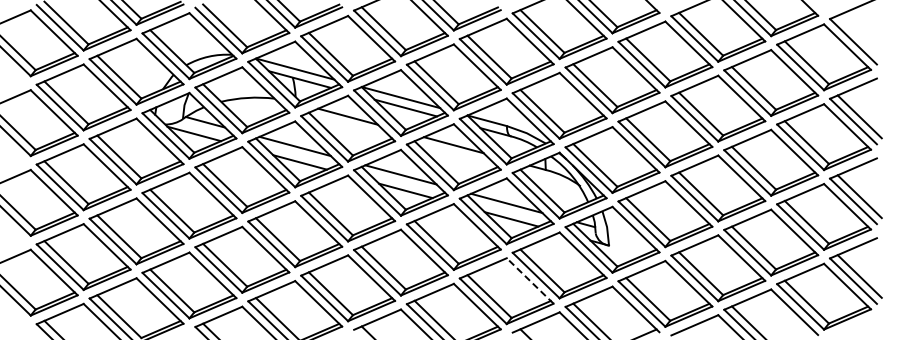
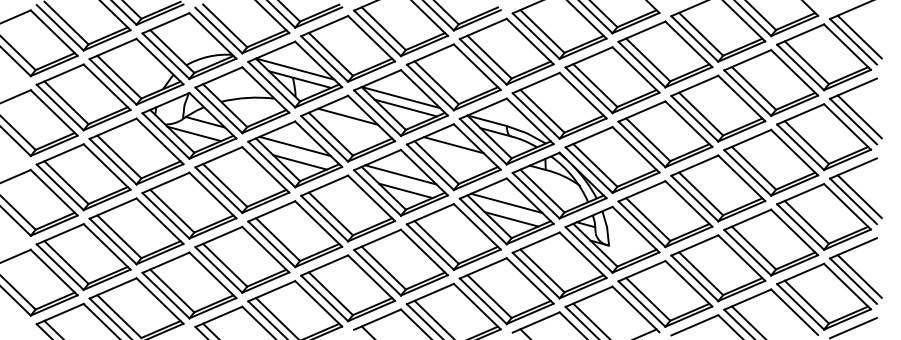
line: none -> present (859, 36)
line: dashed -> solid (530, 280)
line: none -> present (854, 327)
